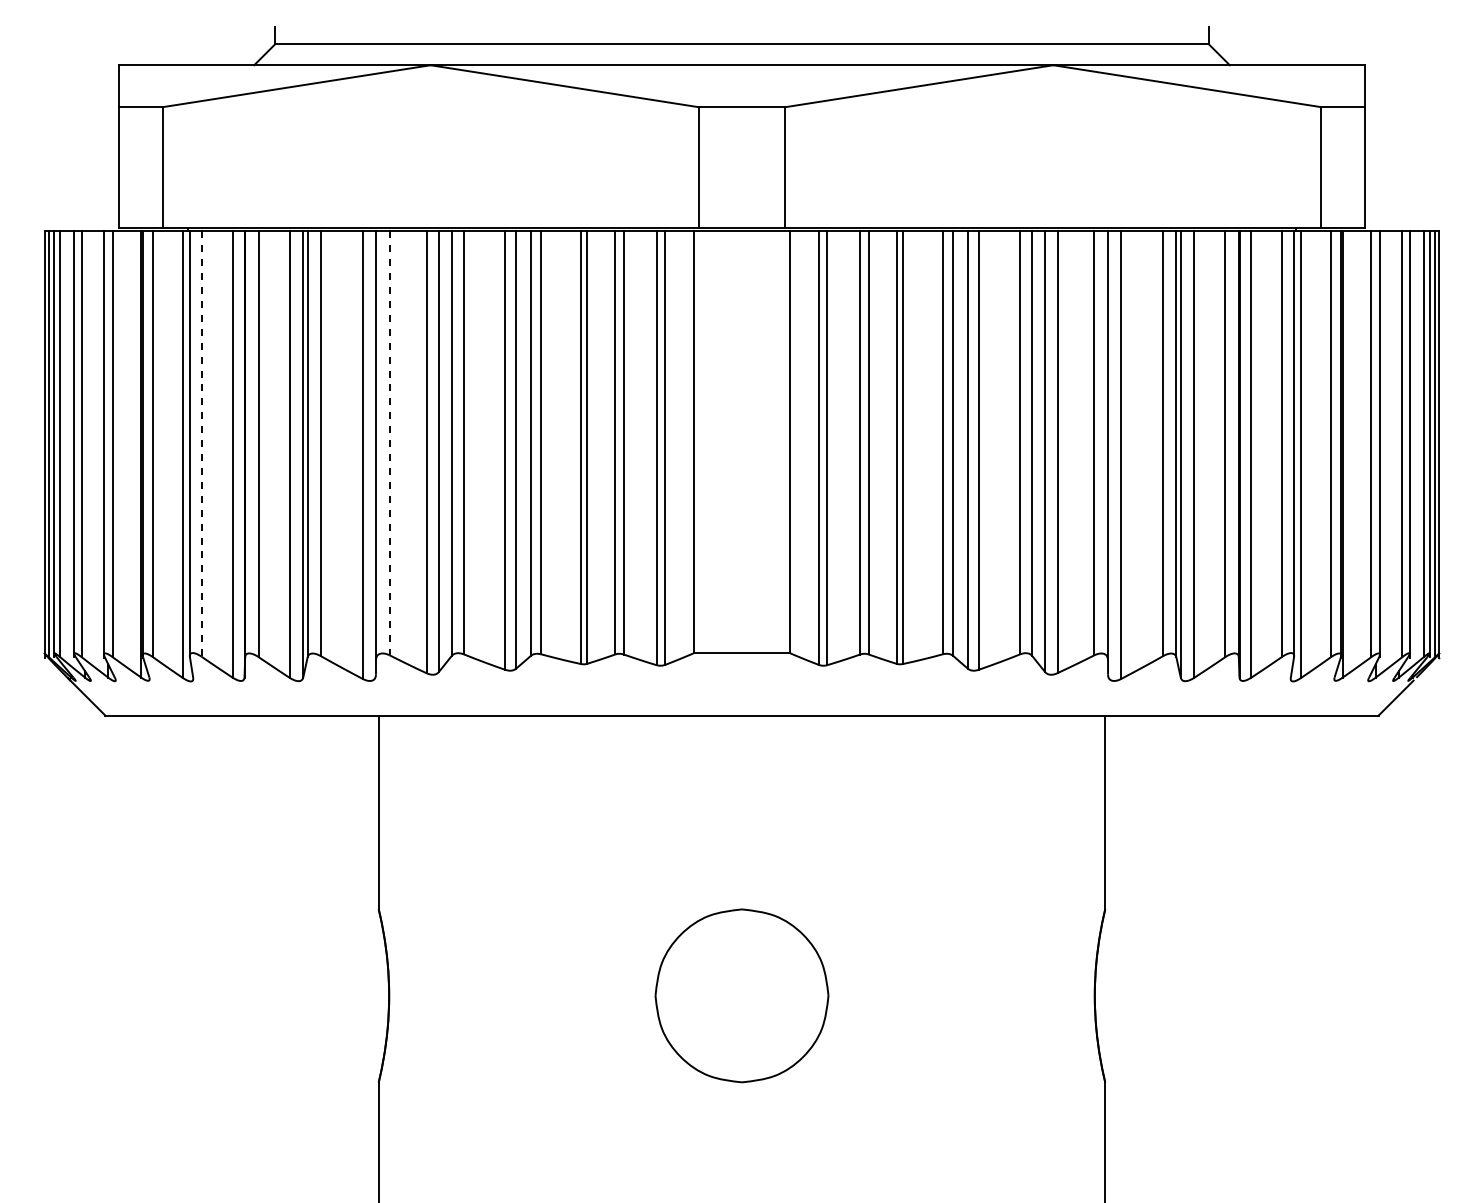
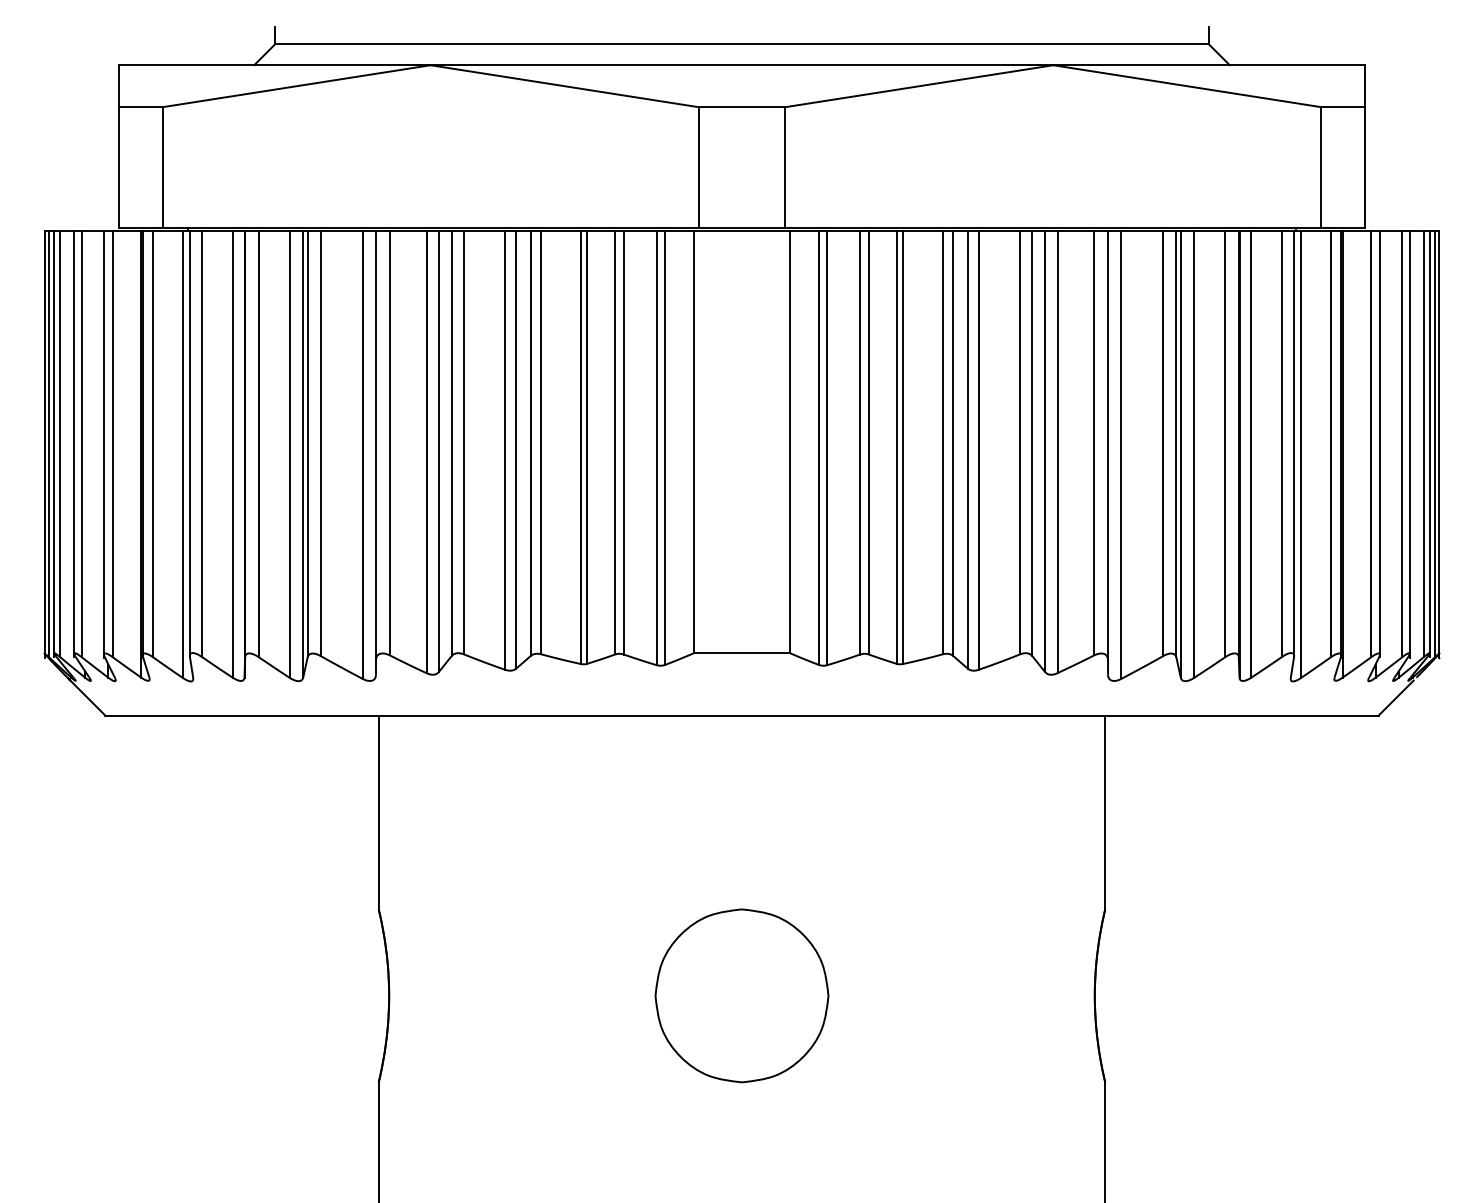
line: dashed -> solid (389, 443)
line: dashed -> solid (201, 444)
